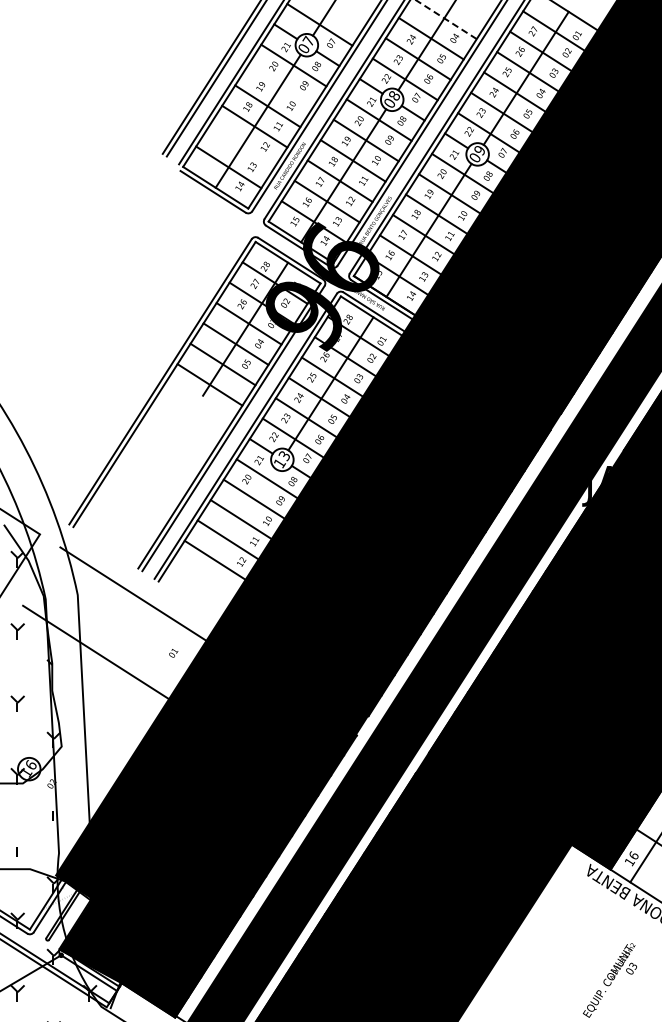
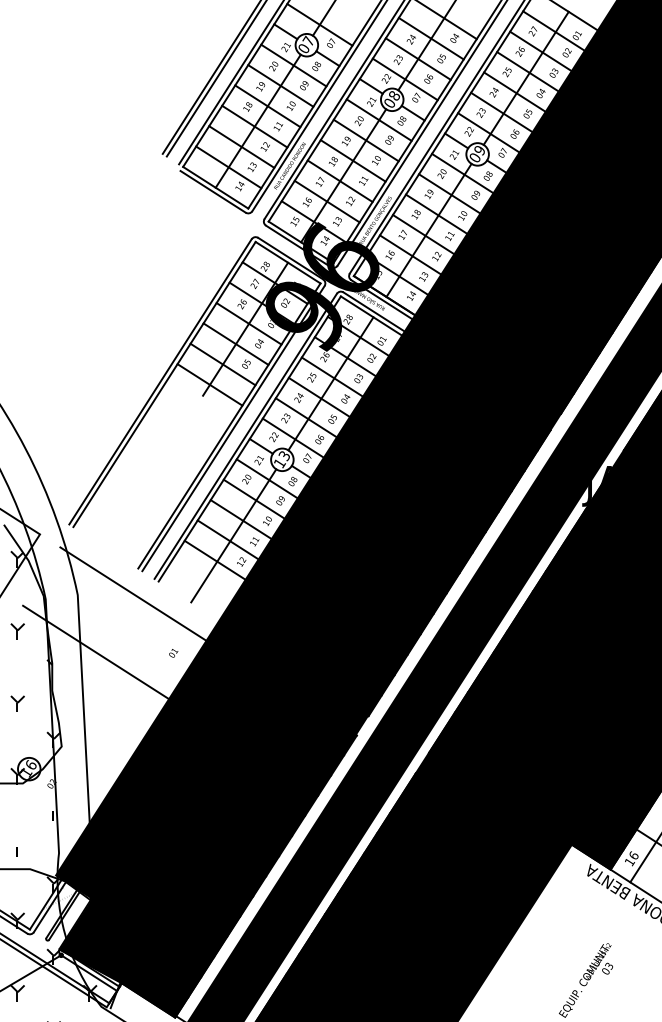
line: dashed -> solid (445, 19)
line: none -> present (280, 85)
line: none -> present (241, 146)
line: none -> present (233, 535)
text position: (609, 980) -> (585, 980) (585, 980)
